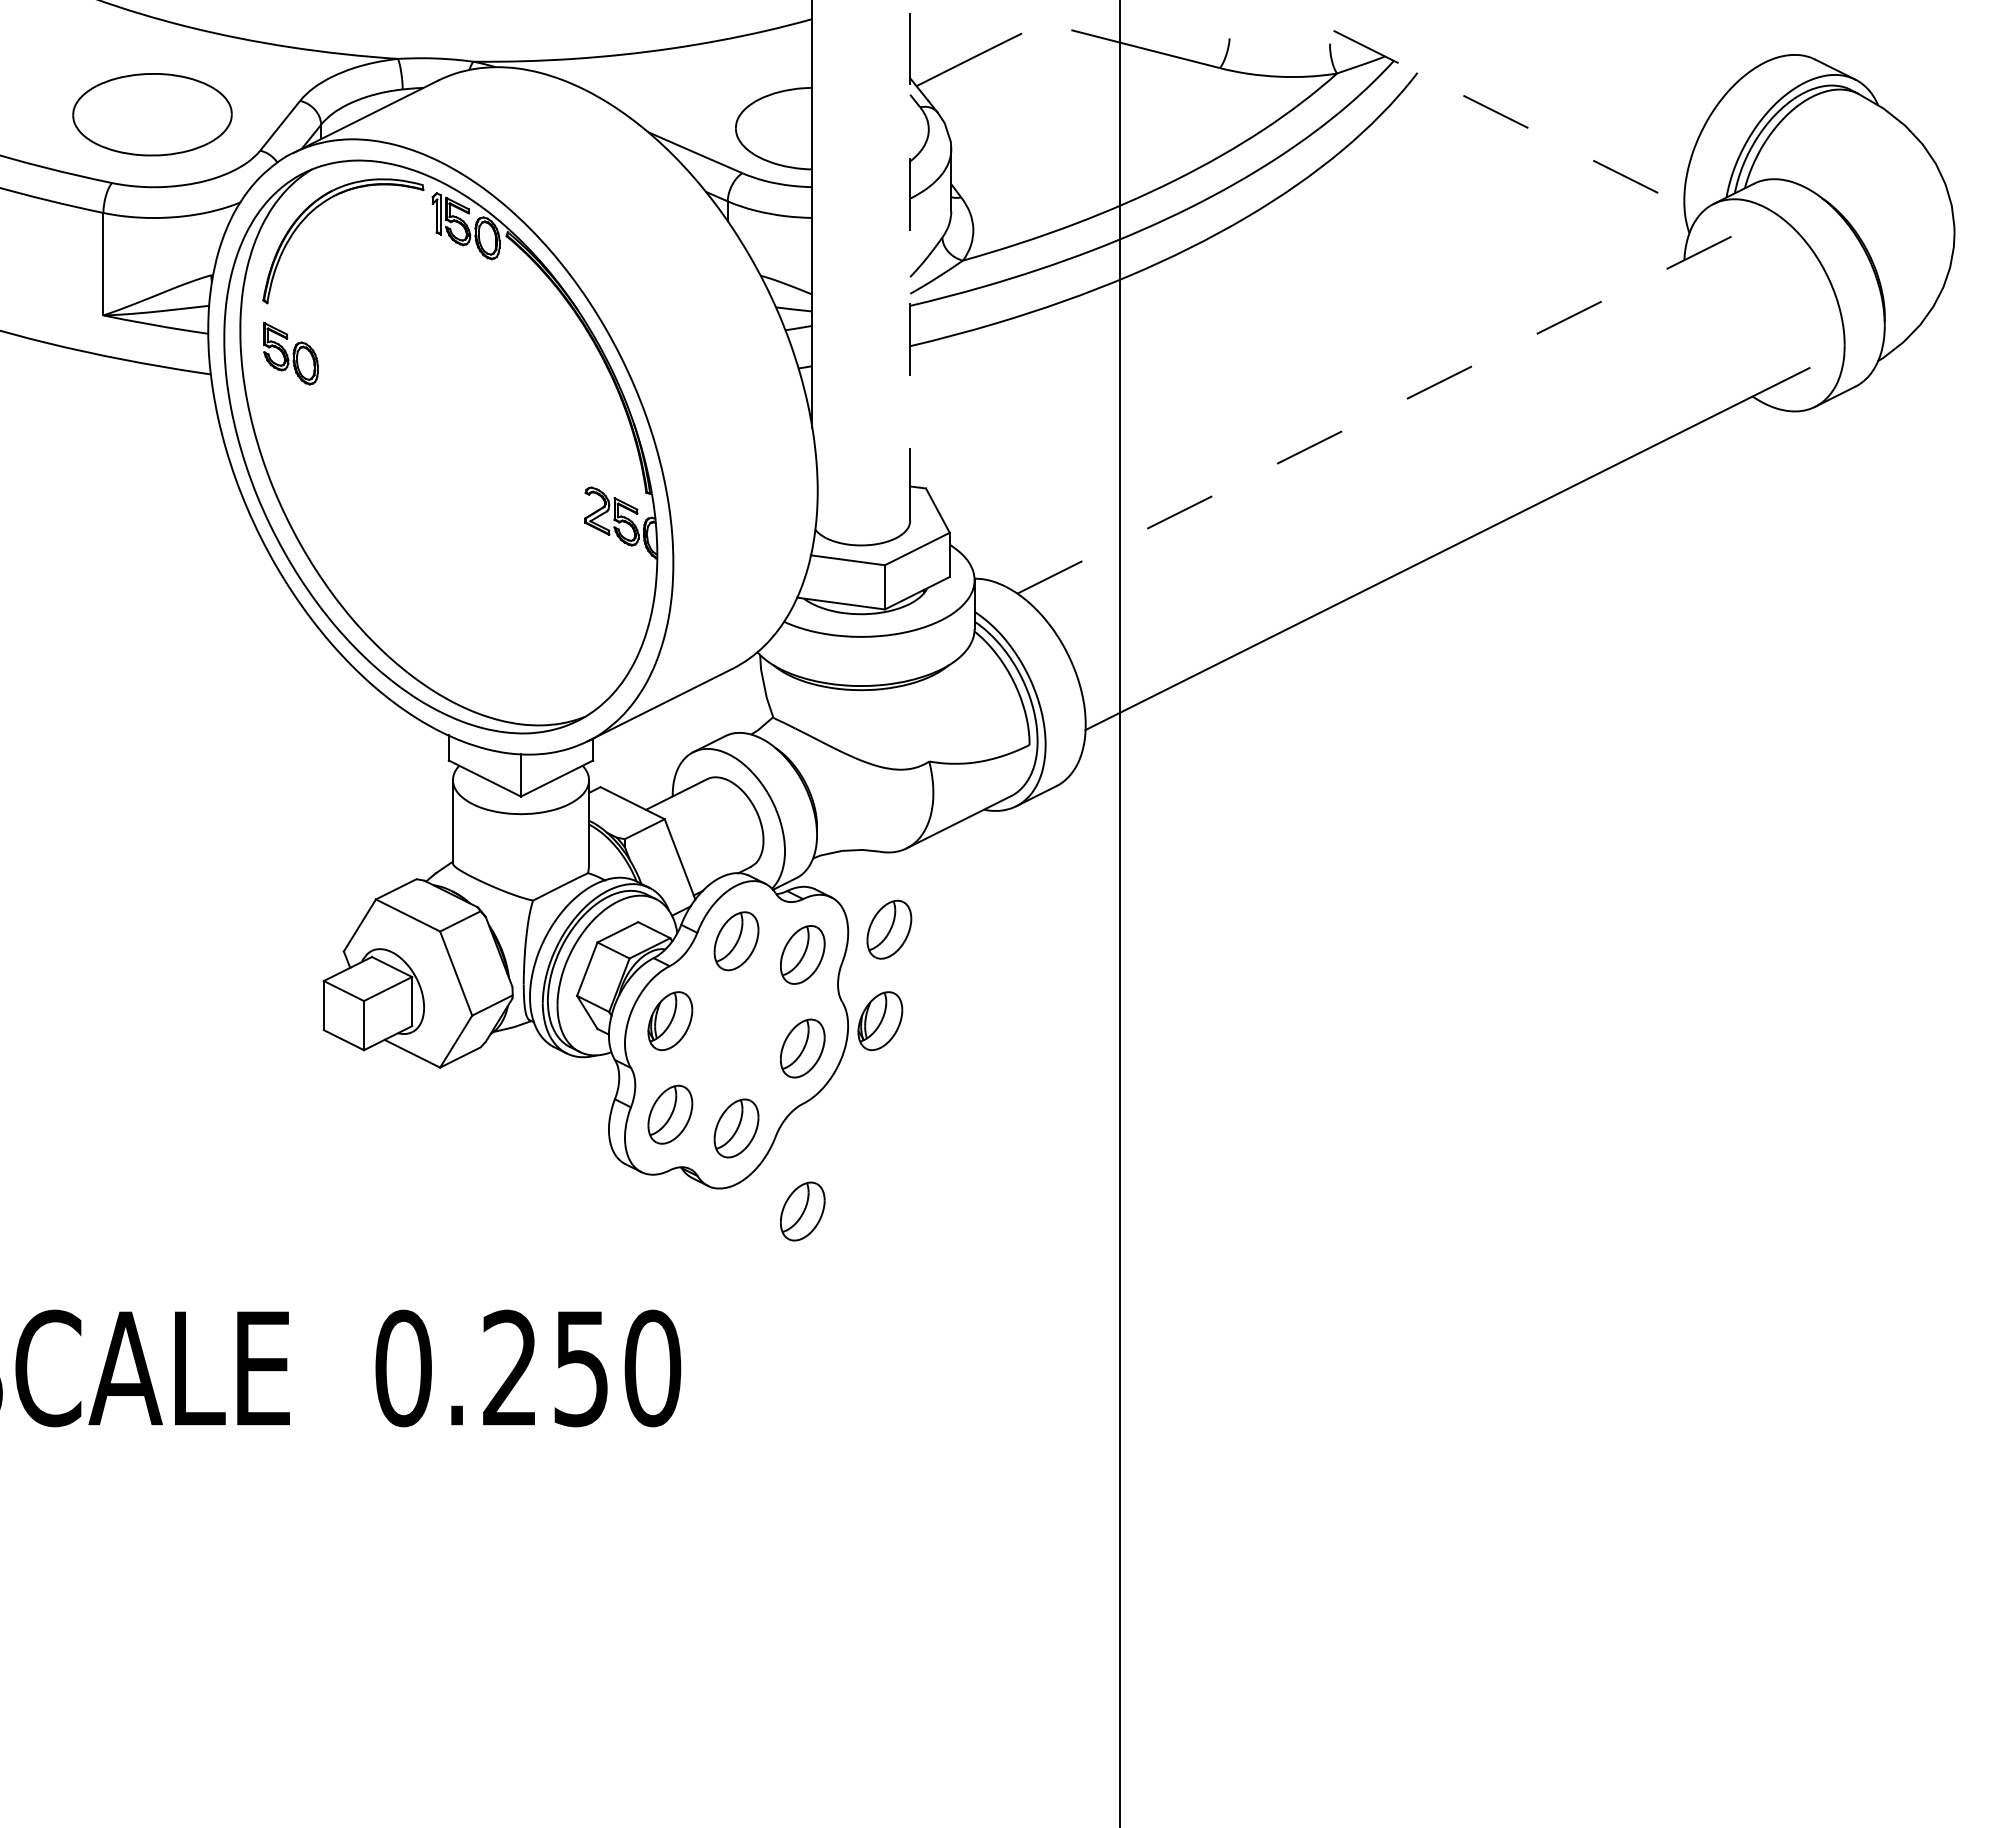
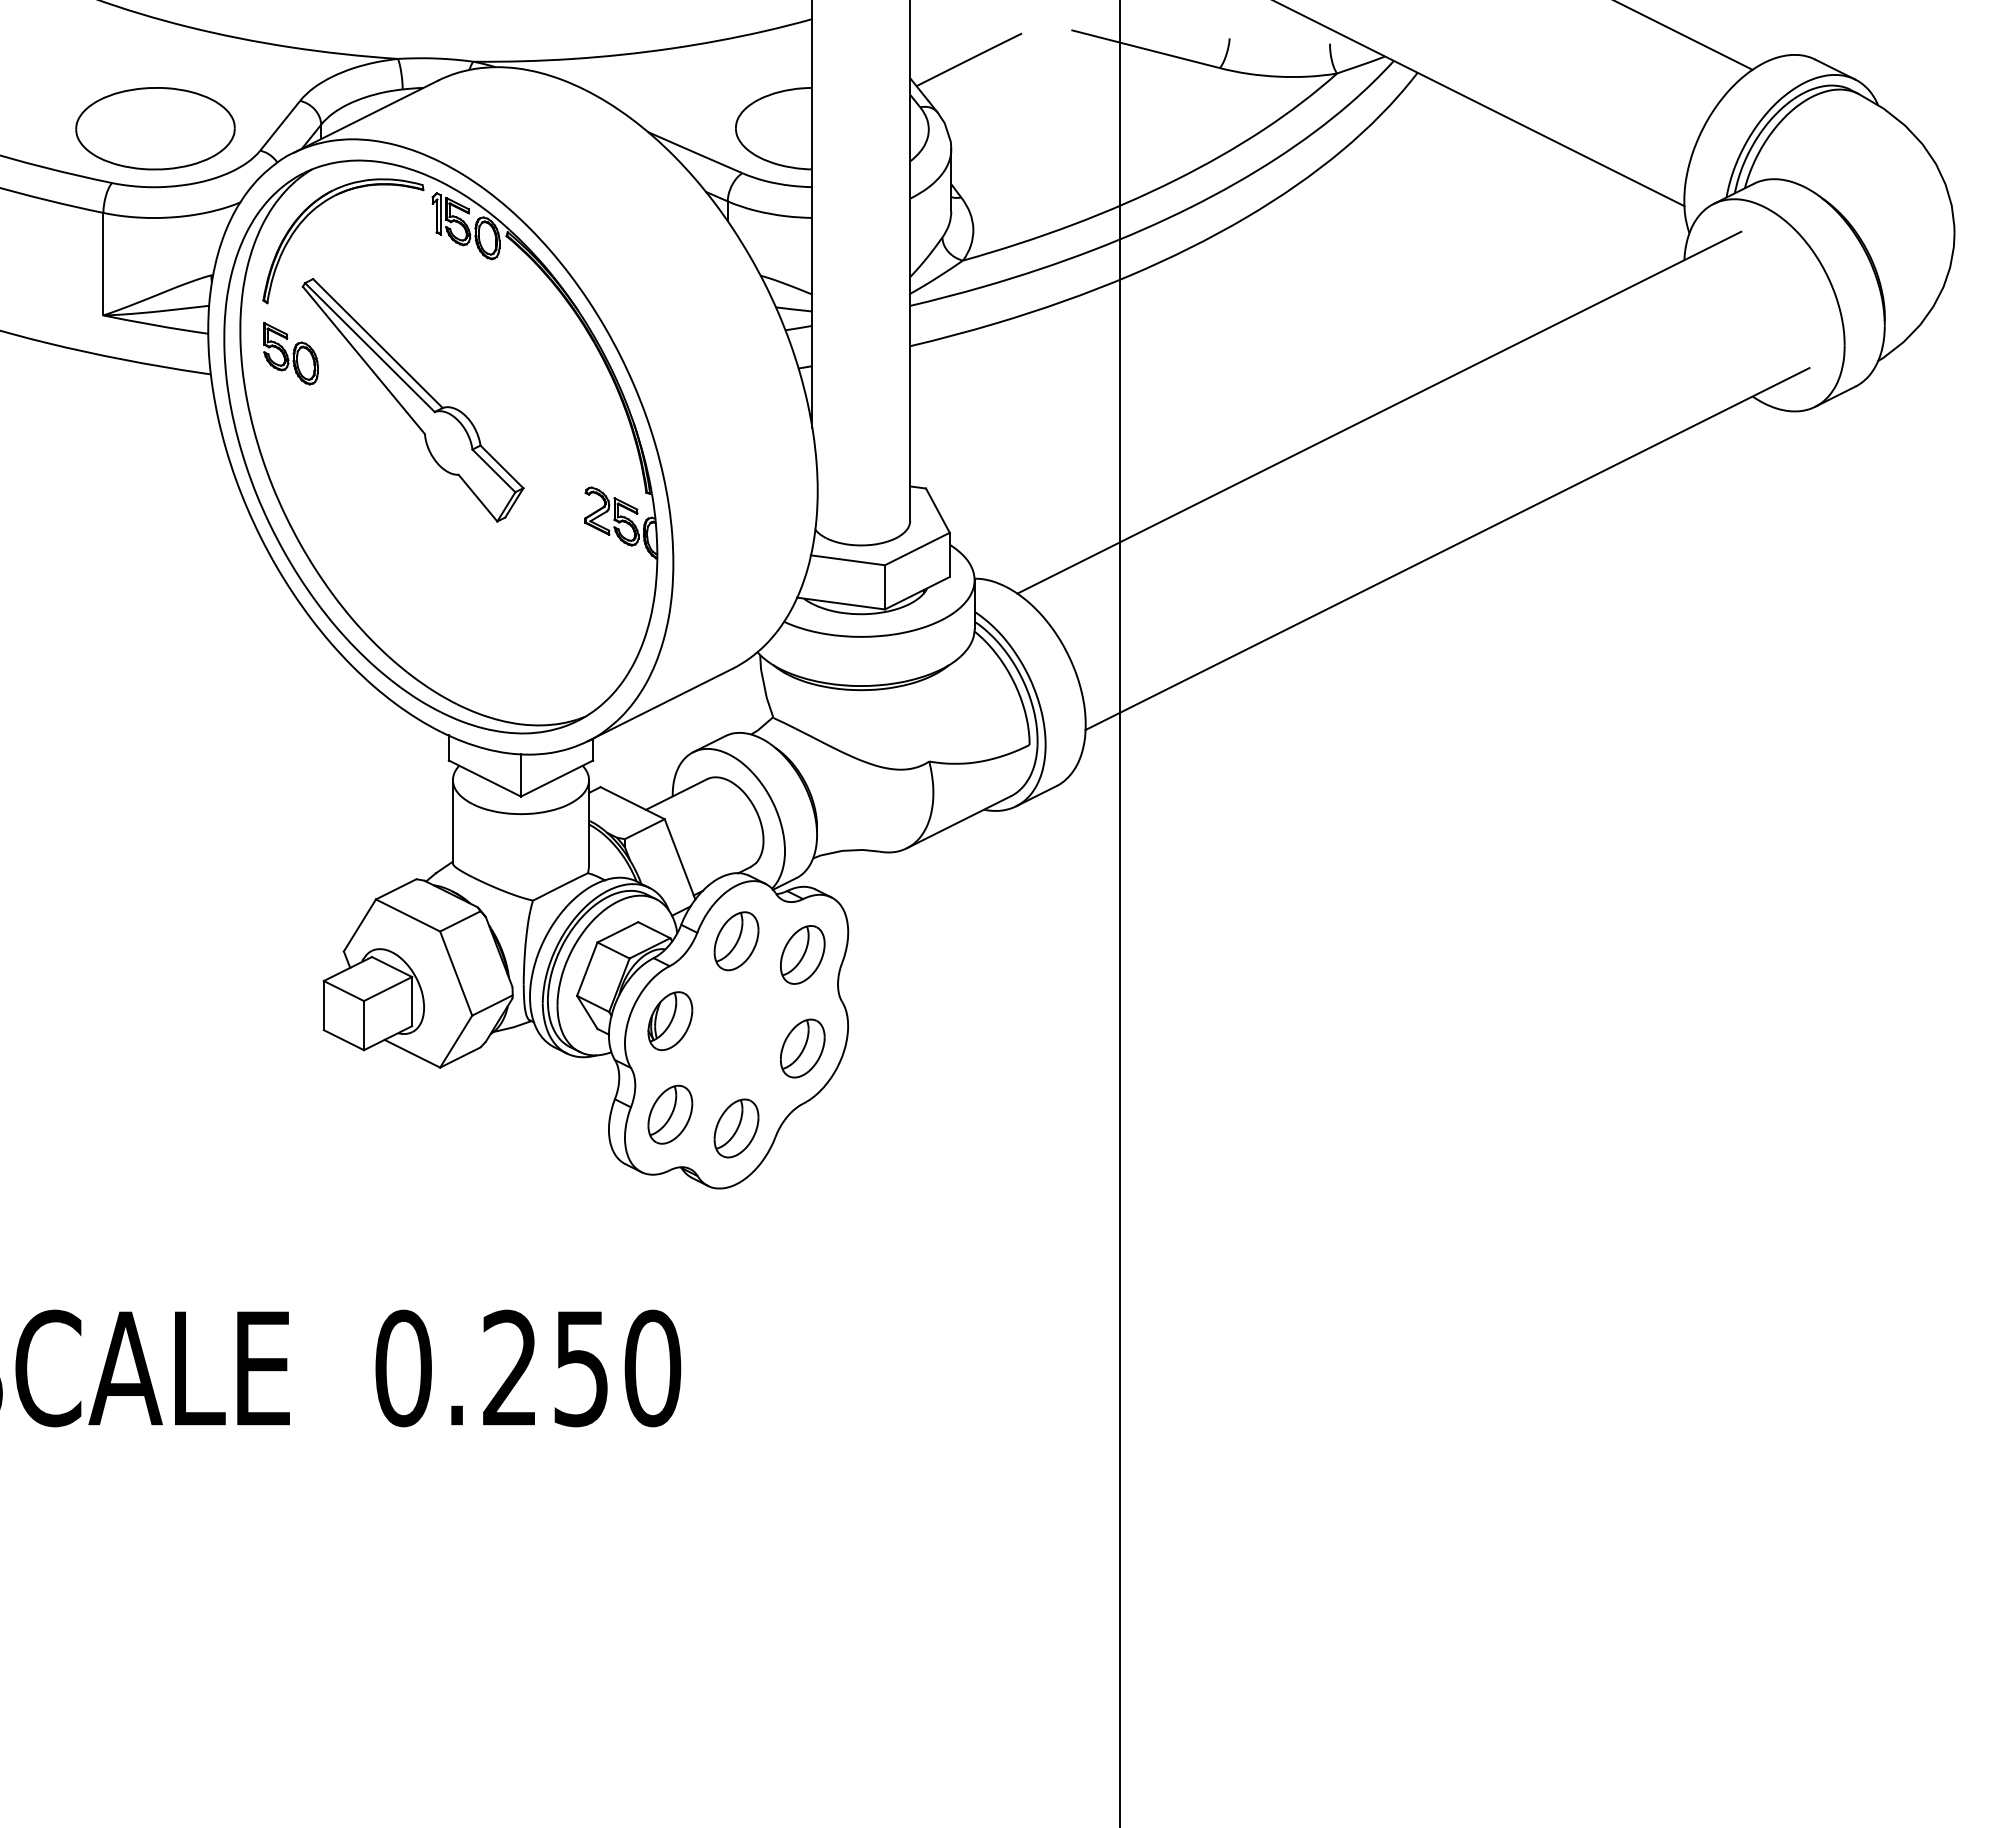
line: none -> present (1684, 35)
line: dashed -> solid (1478, 103)
part position: (152, 114) -> (155, 128) (155, 128)
line: dashed -> solid (910, 260)
part: none -> present (412, 399)
line: dashed -> solid (1379, 412)
part: present -> none (889, 929)
part: present -> none (880, 1021)
part: present -> none (802, 1211)
